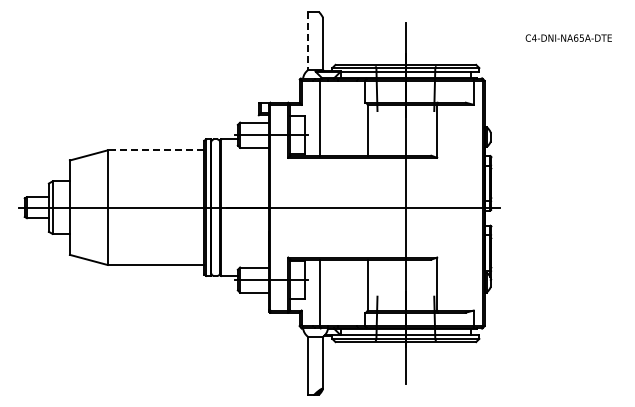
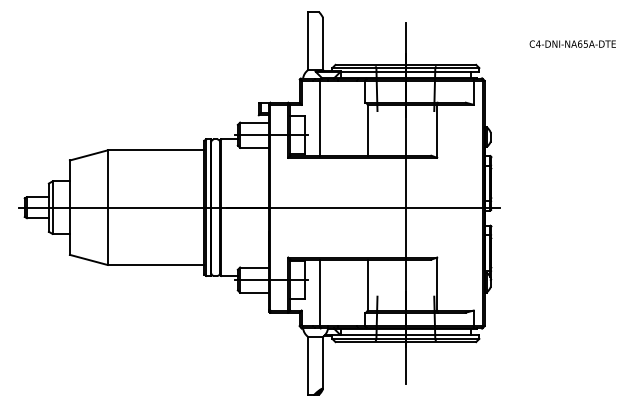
text position: (568, 37) -> (572, 43) (572, 43)
line: dashed -> solid (308, 41)
line: dashed -> solid (155, 150)
